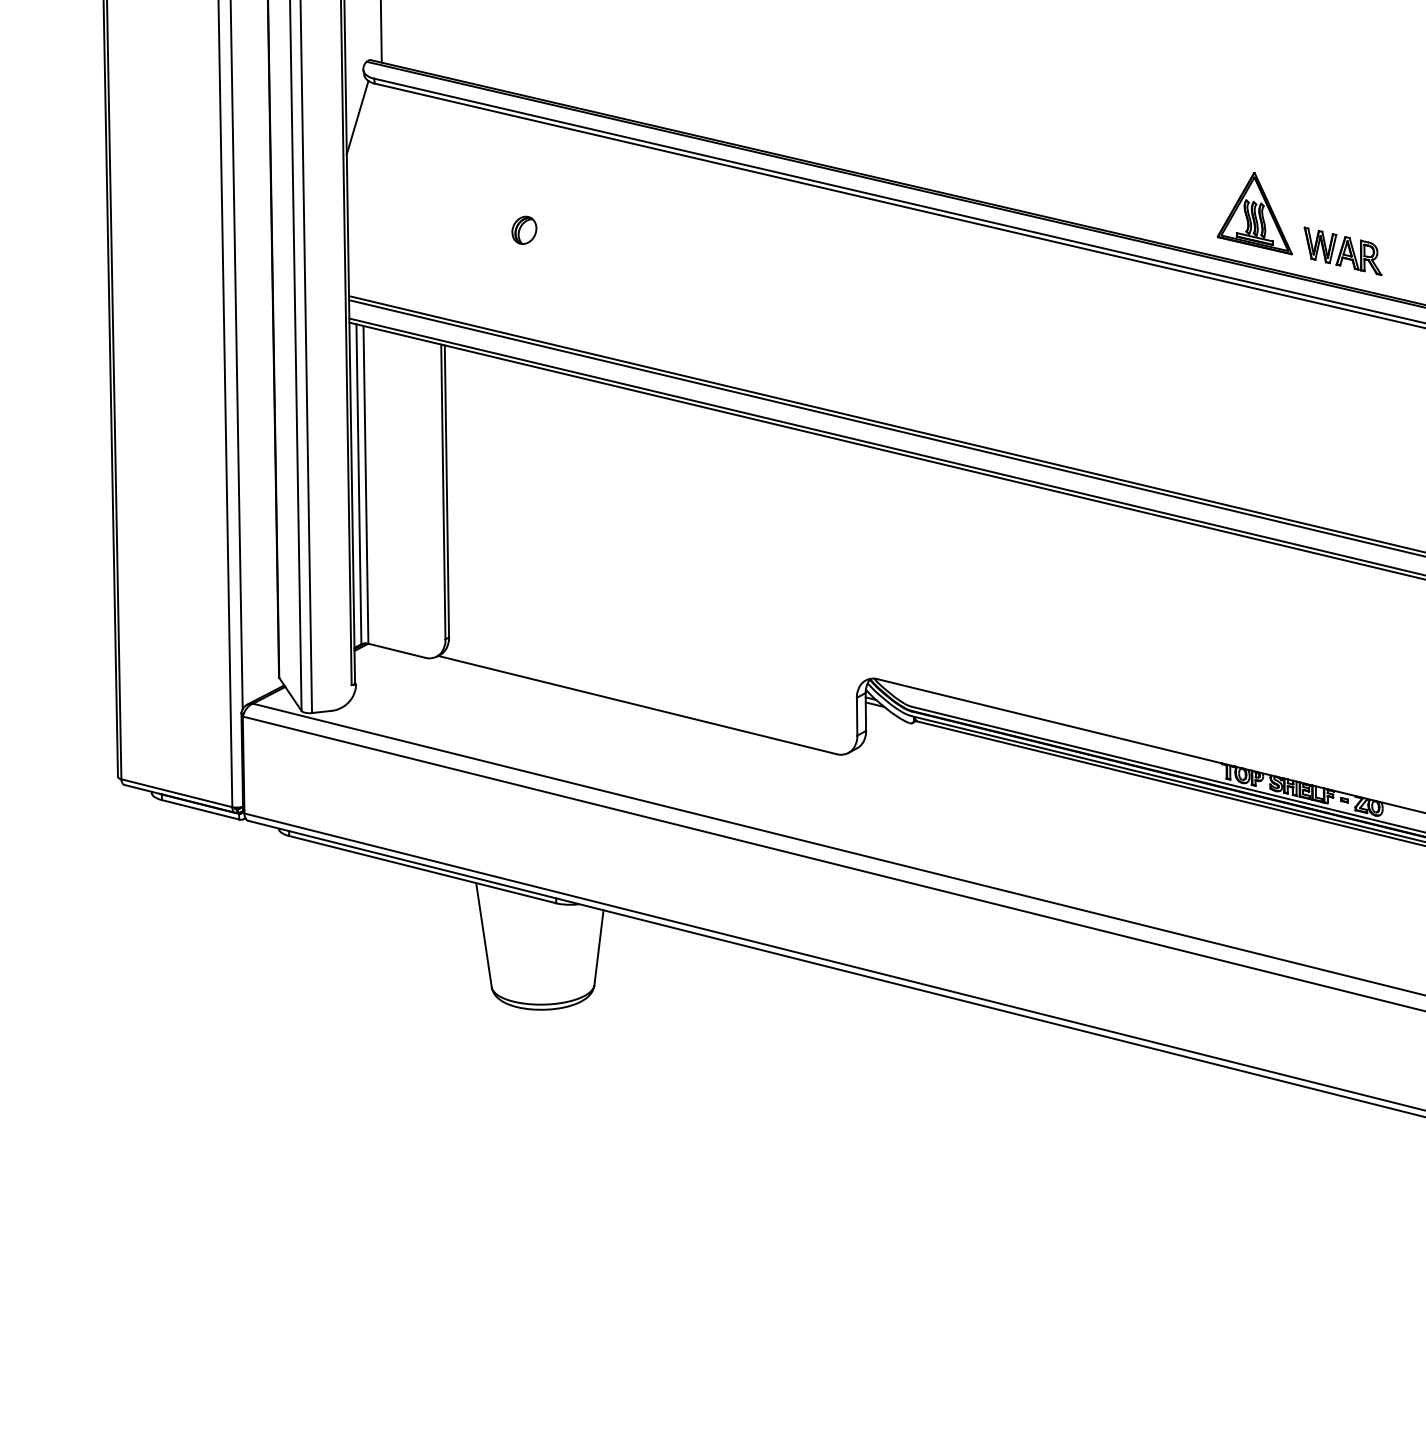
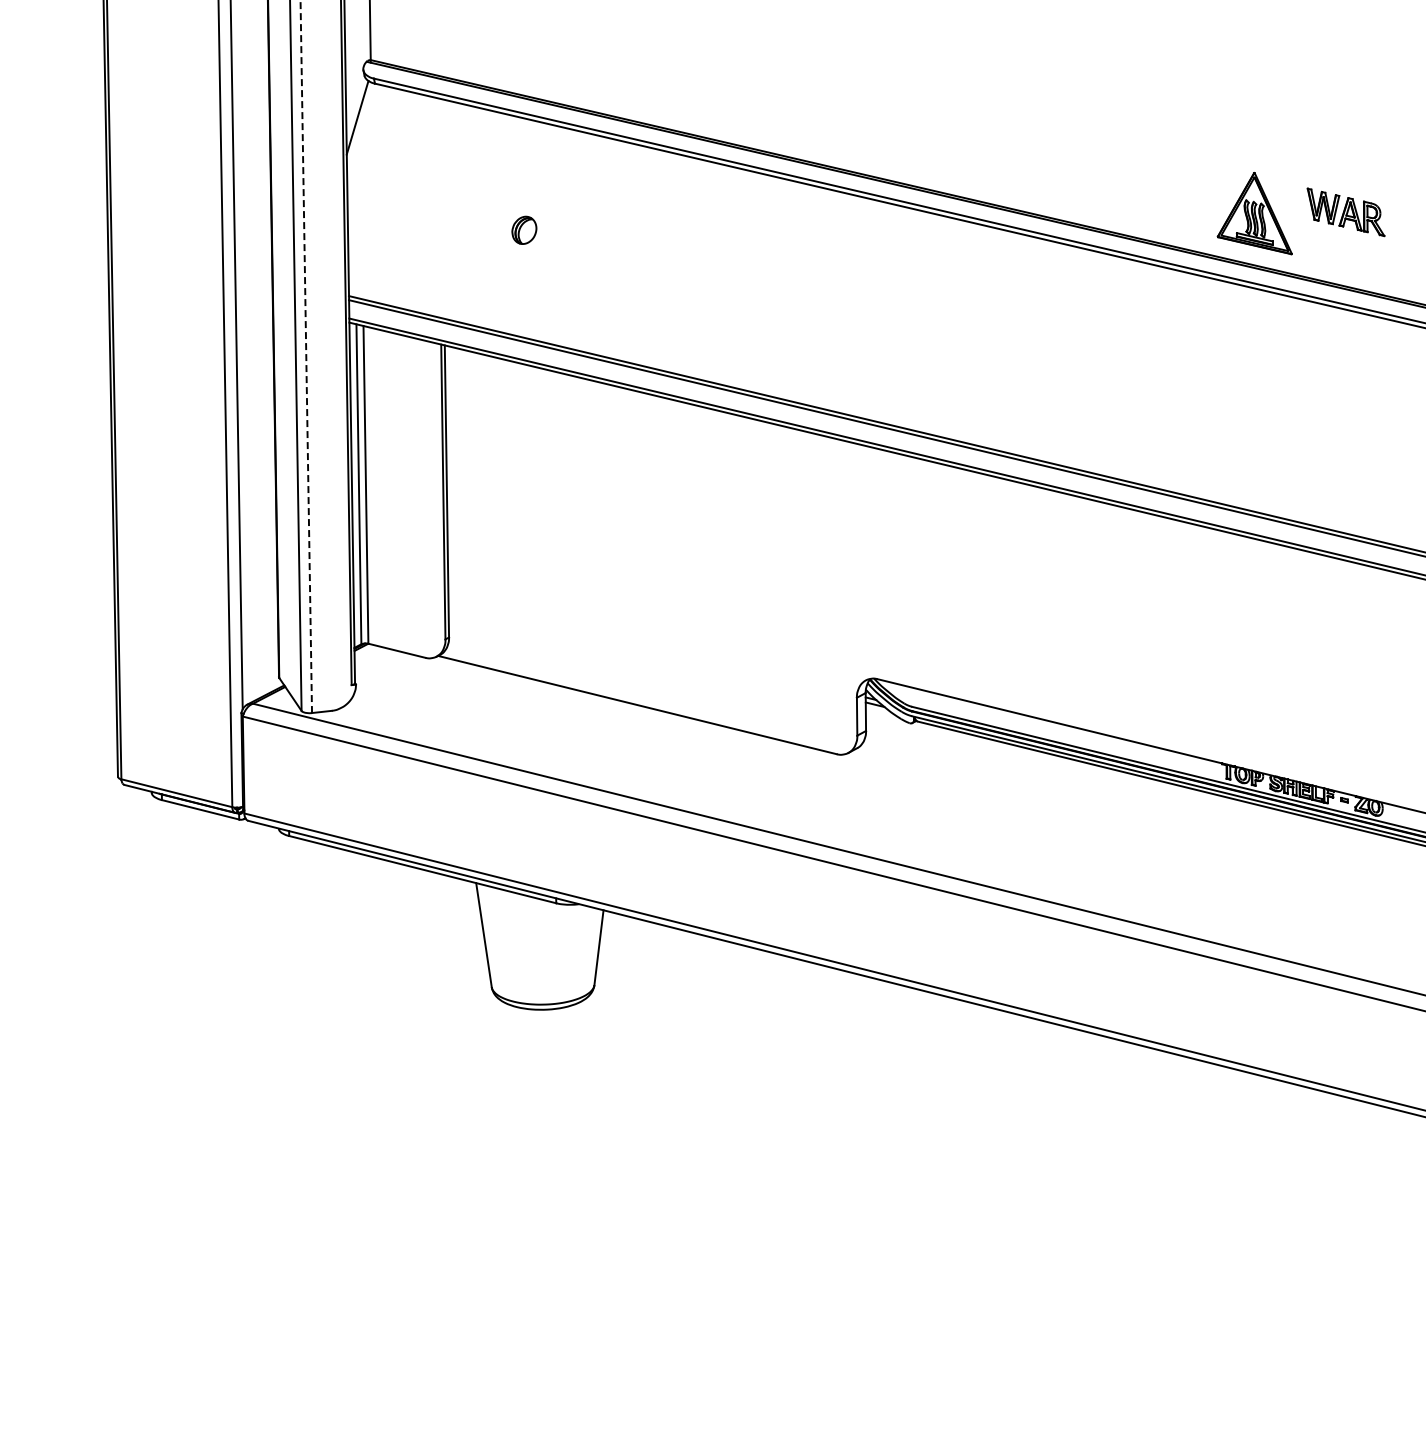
line position: (380, 32) -> (369, 32) (369, 32)
part position: (1342, 251) -> (1345, 212) (1345, 212)
line: solid -> dashed (306, 356)
